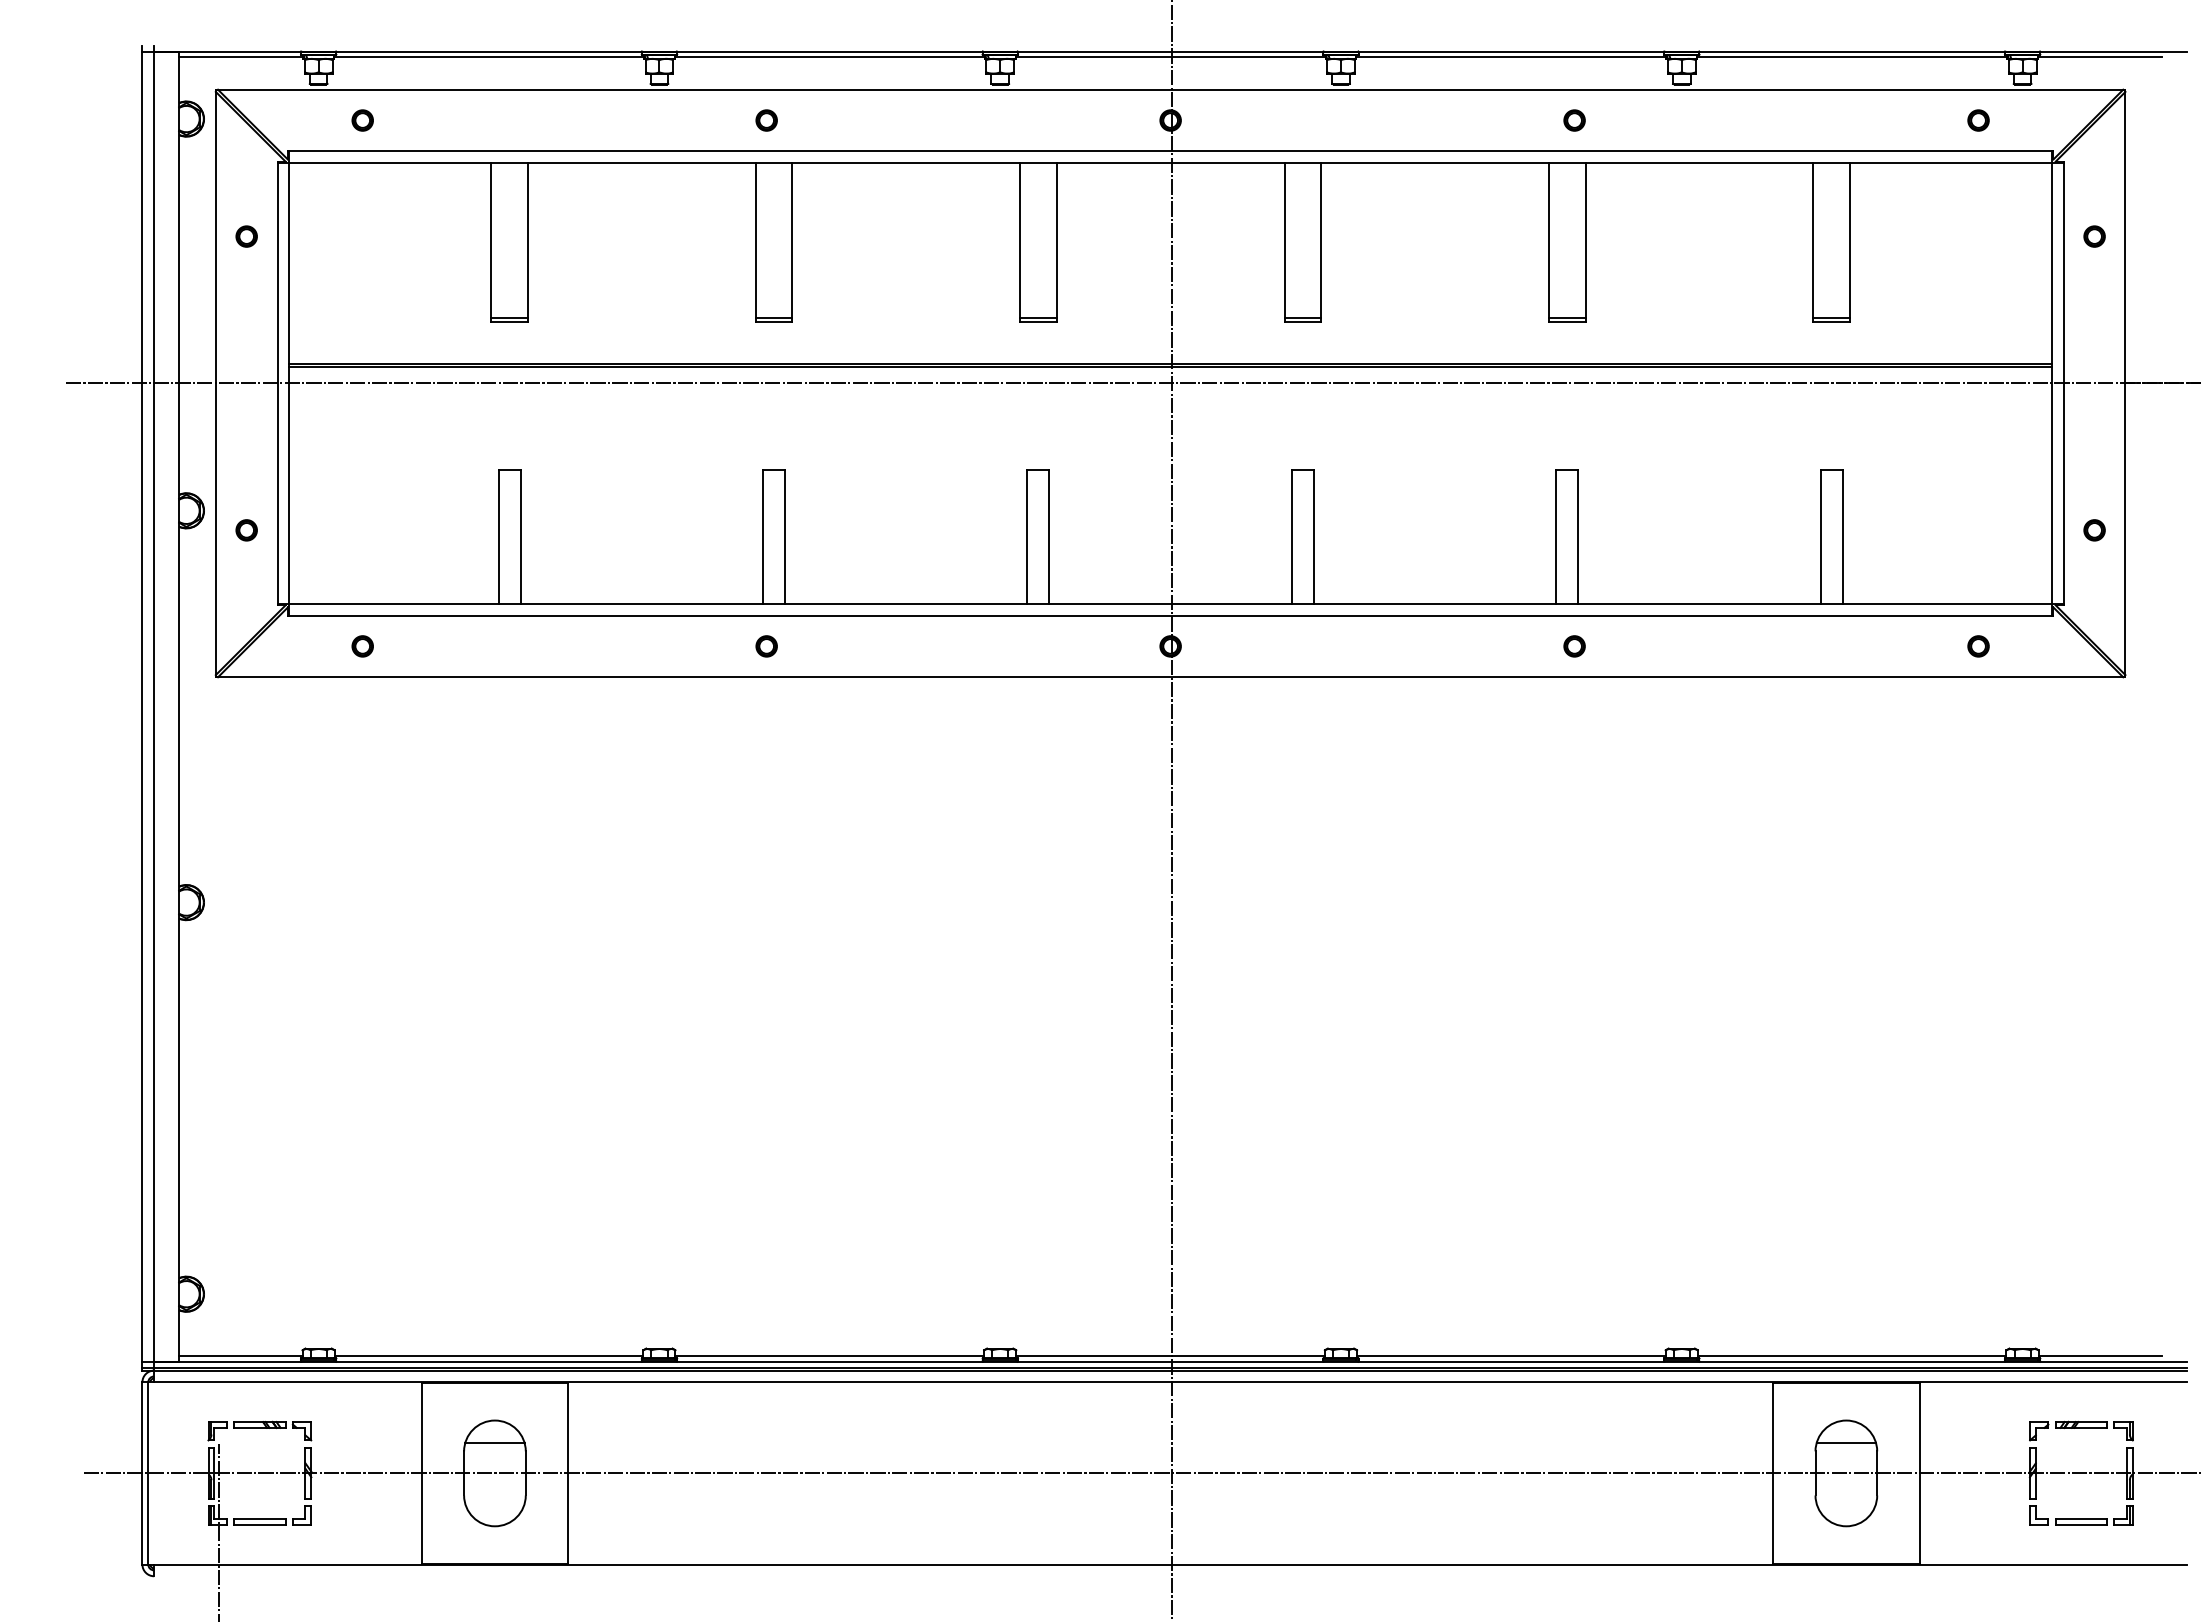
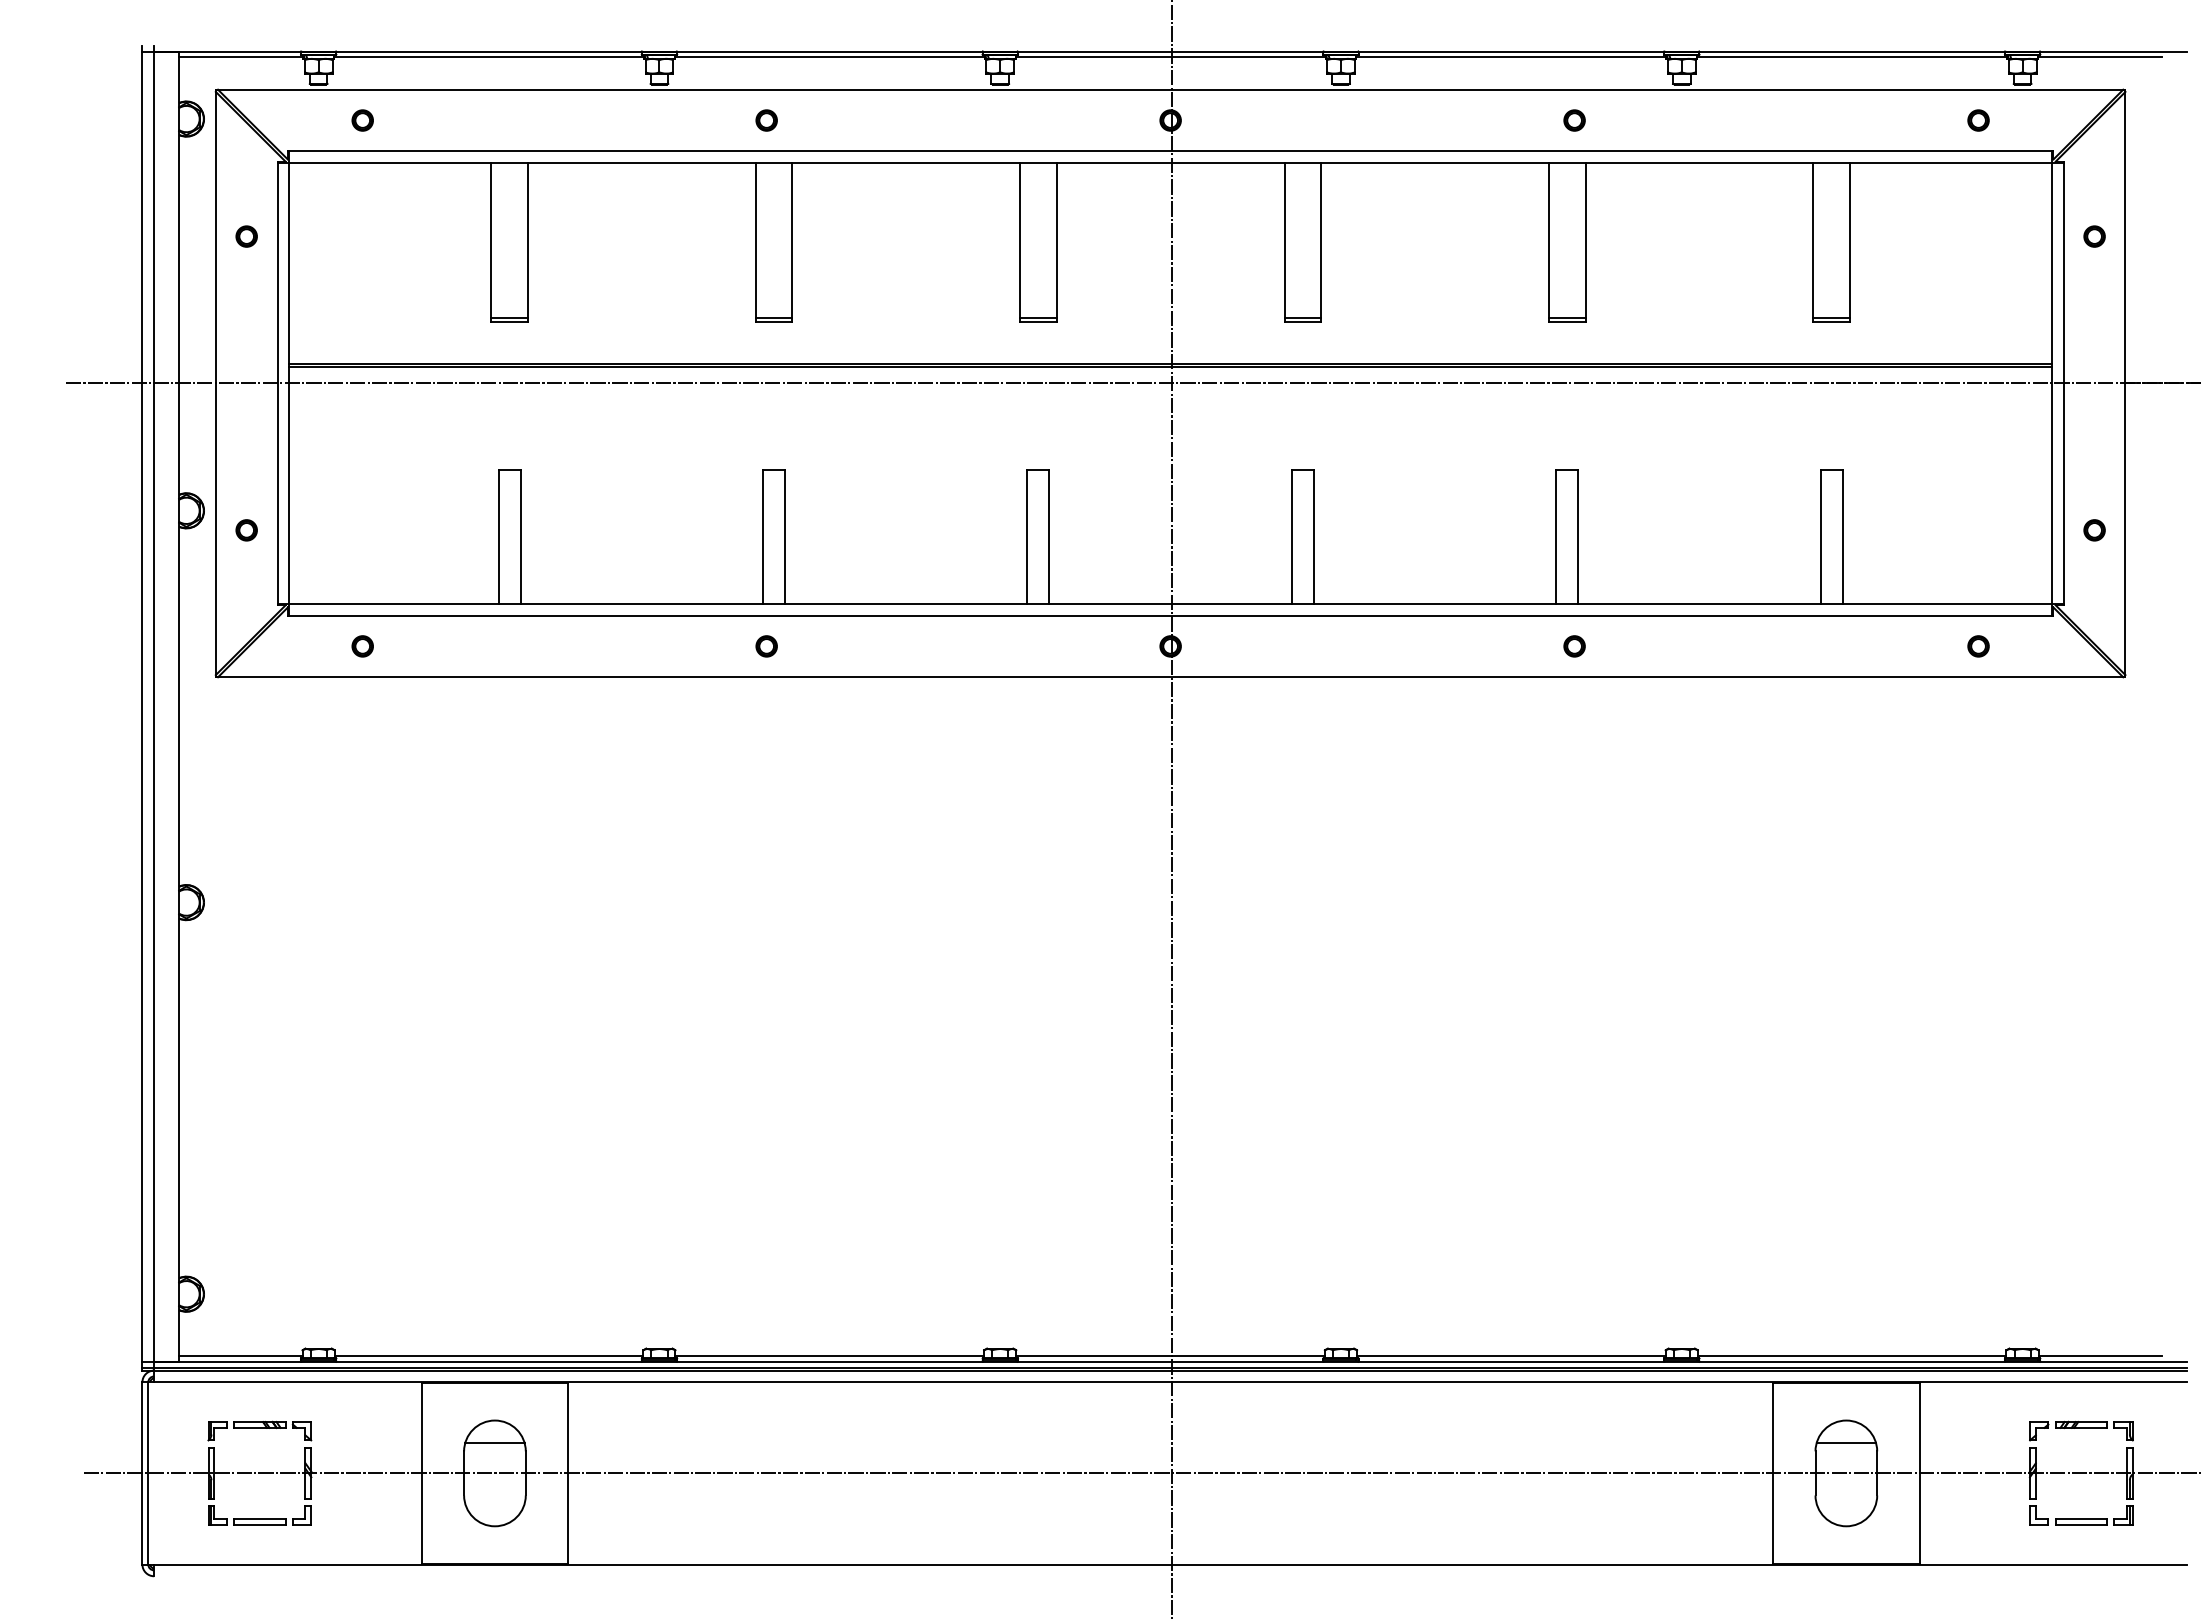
line: present -> none (218, 1531)
